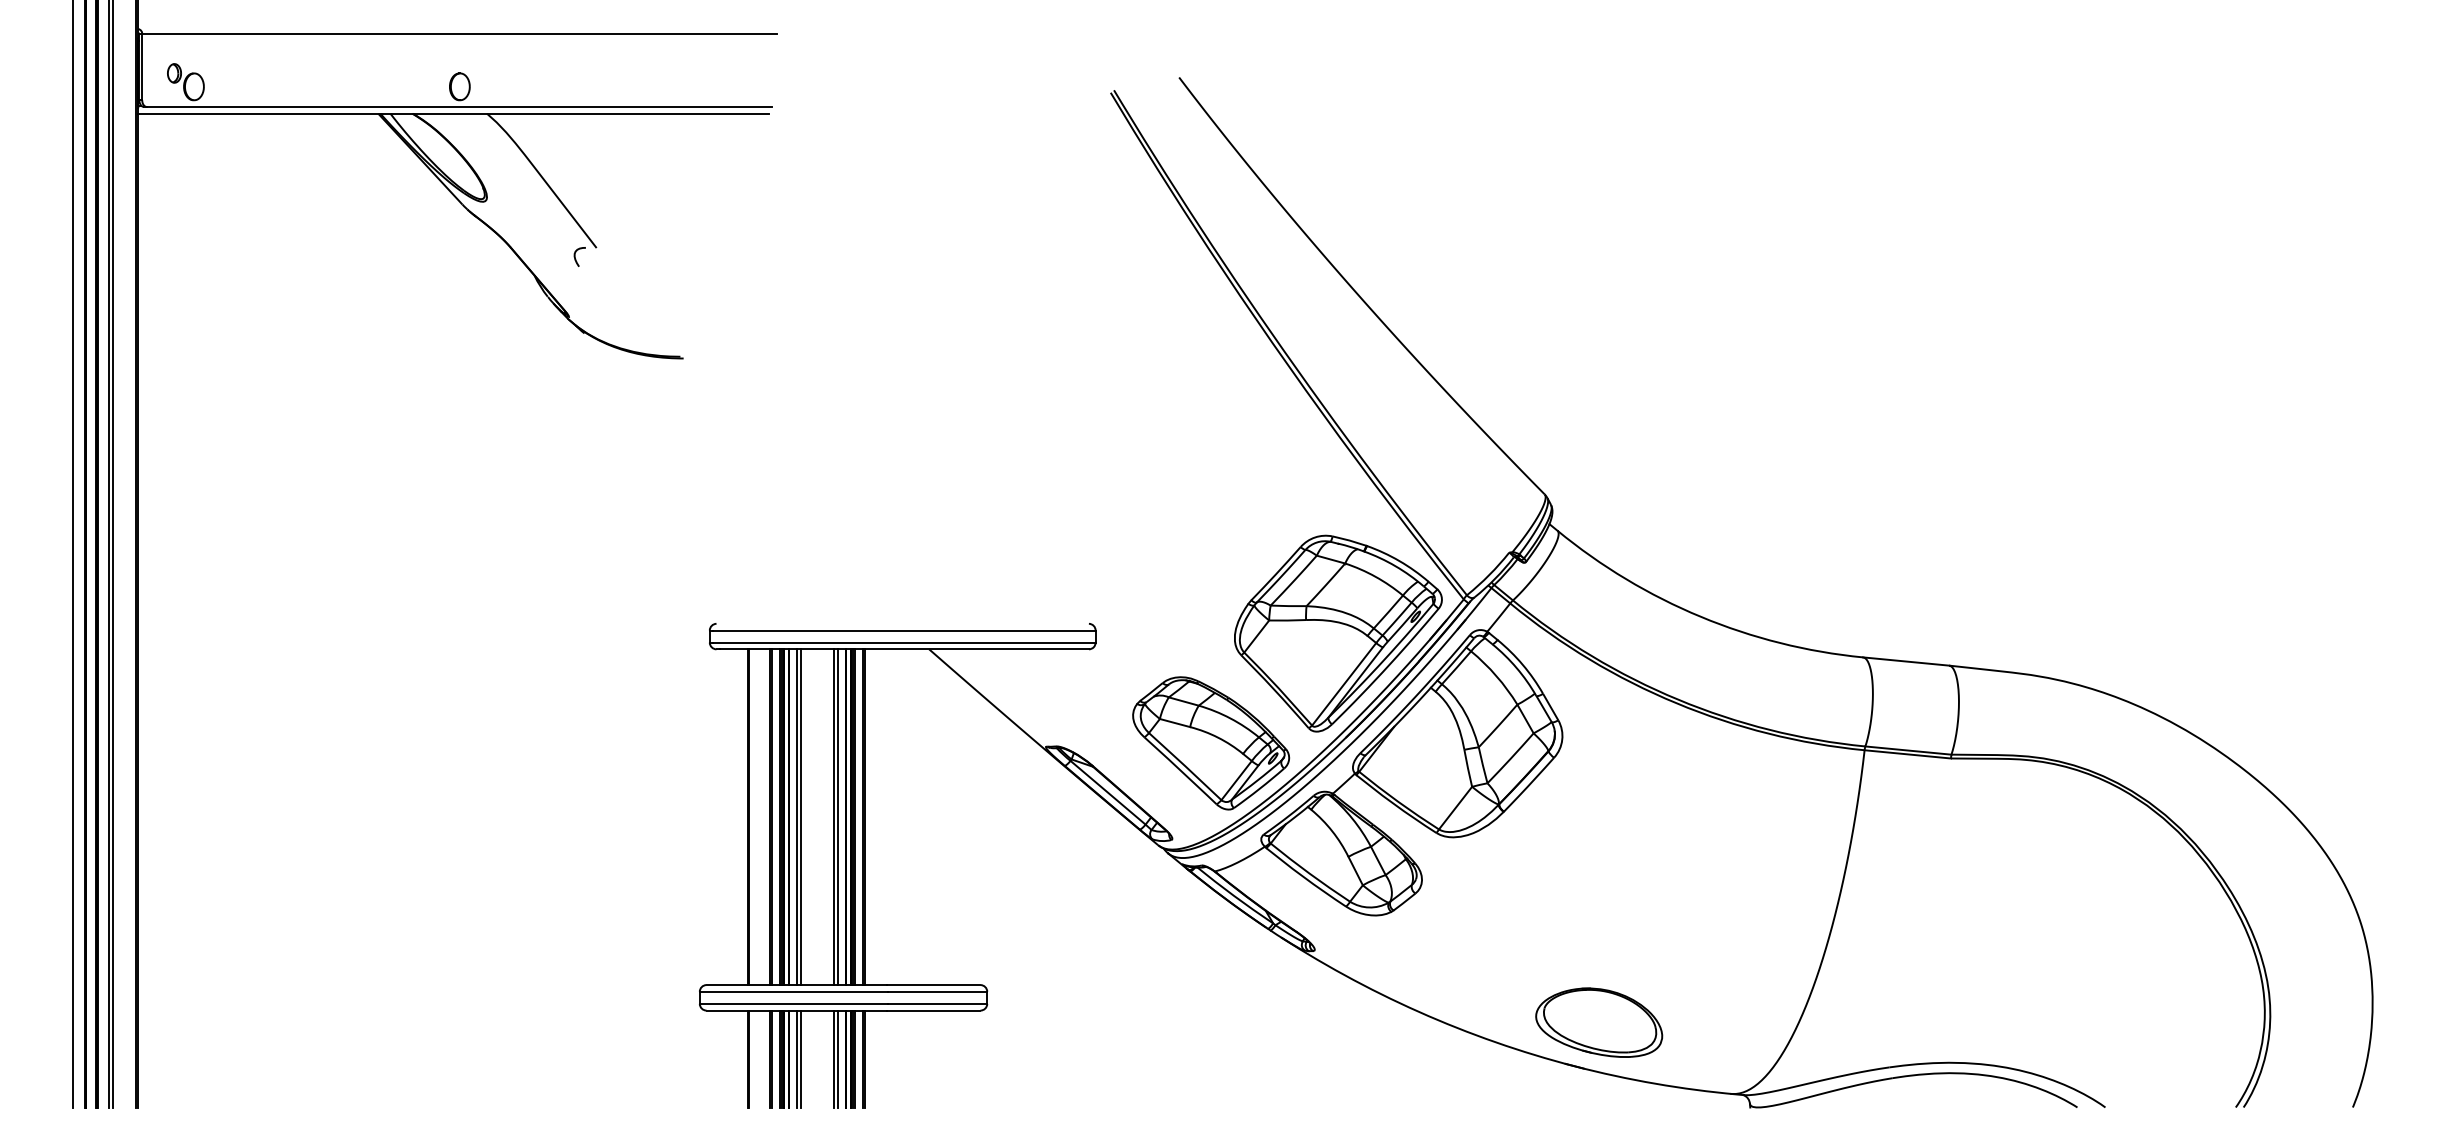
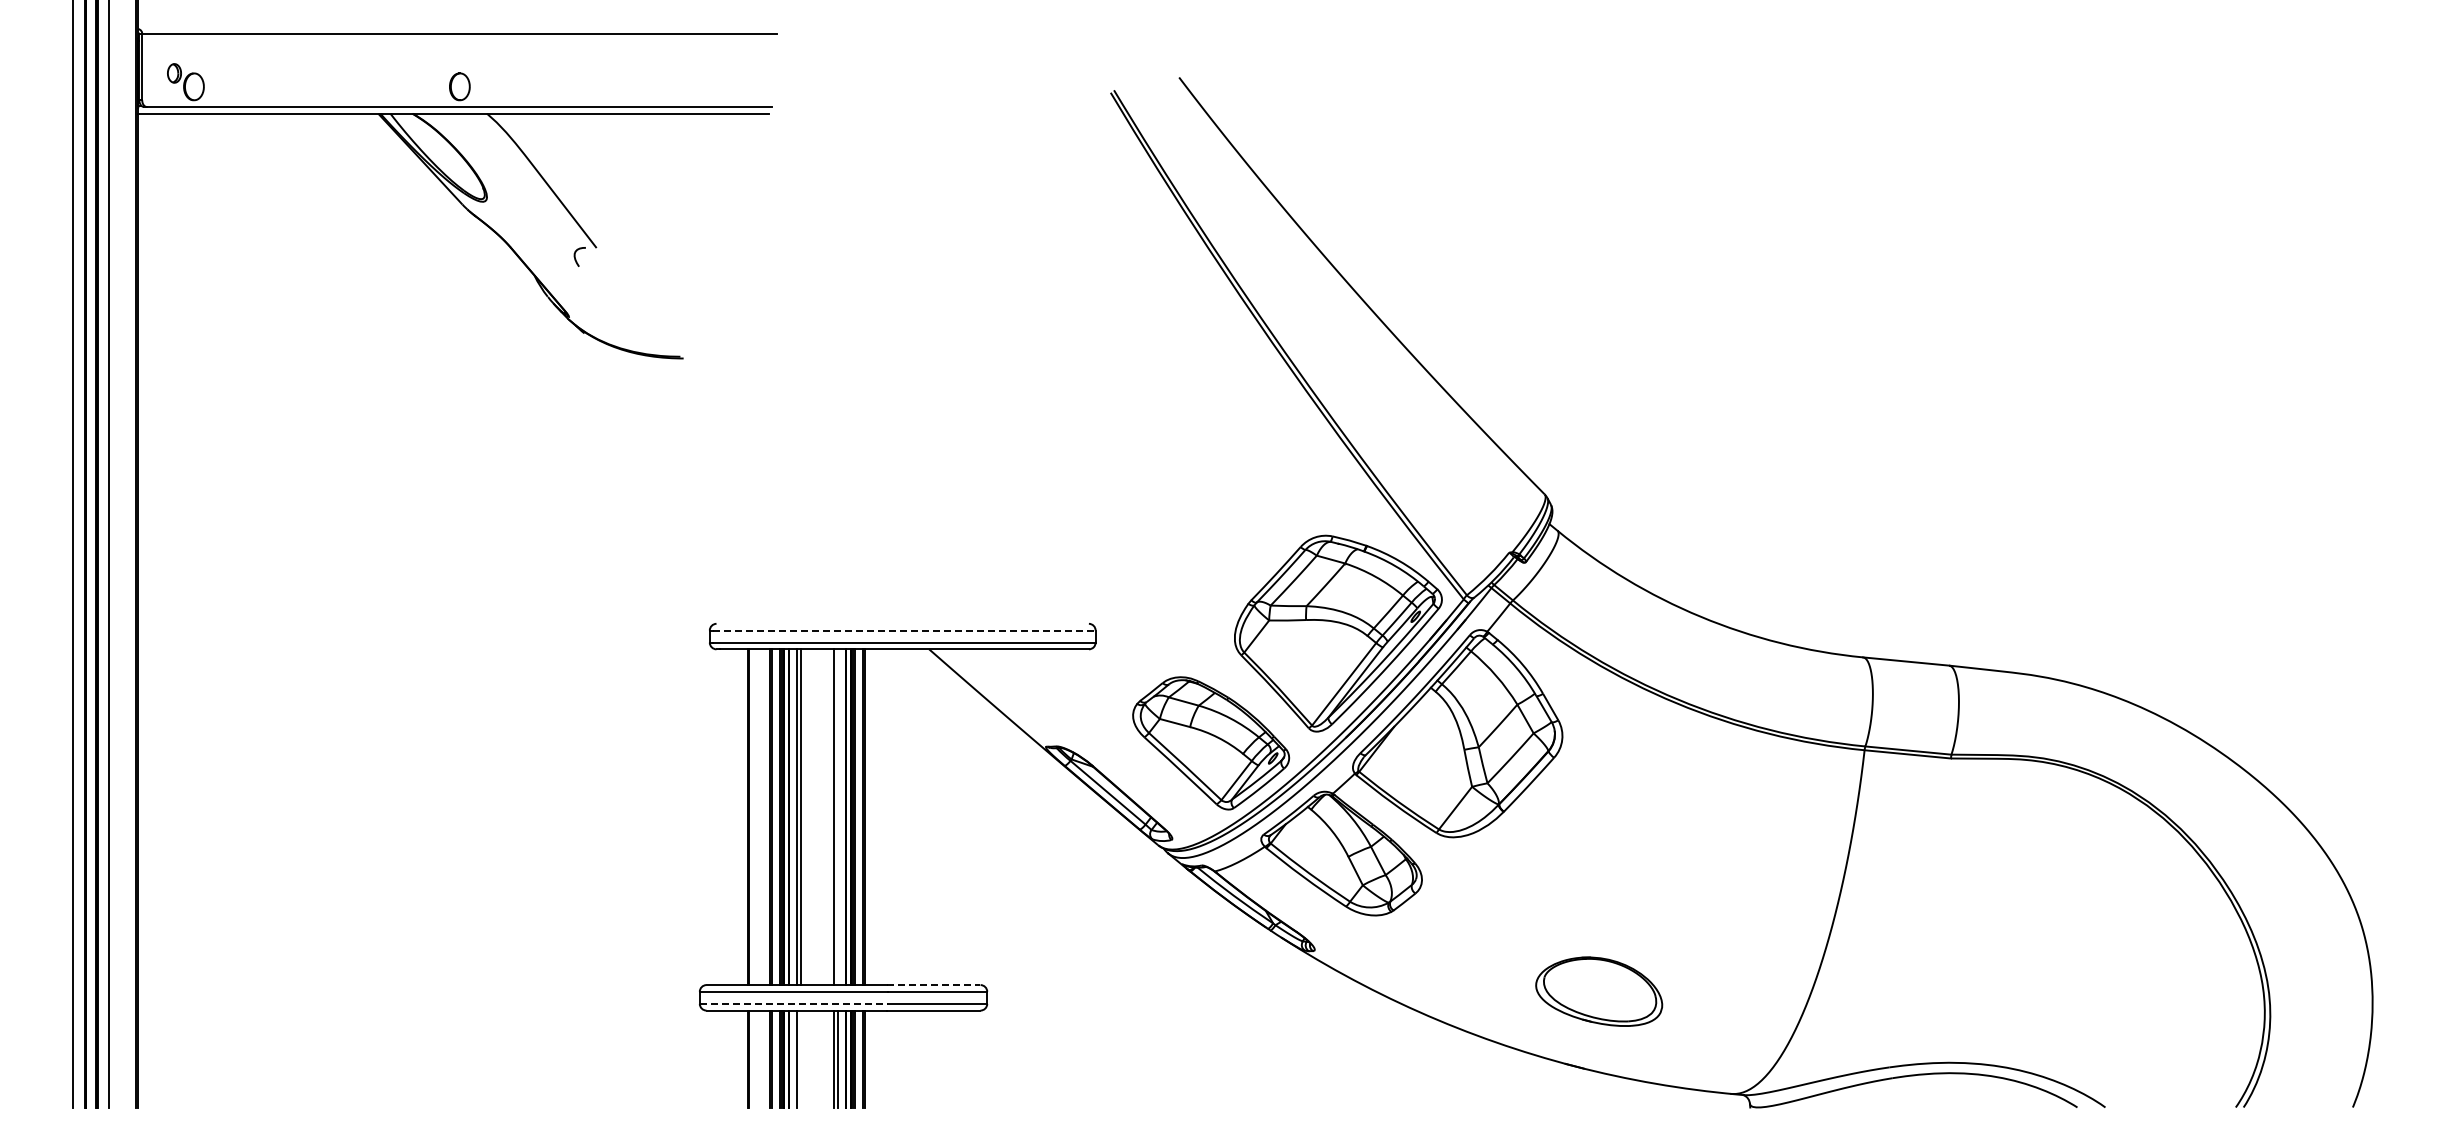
line: present -> none (113, 554)
line: solid -> dashed (905, 630)
line: present -> none (837, 817)
line: solid -> dashed (933, 985)
line: solid -> dashed (794, 1003)
part position: (1599, 1022) -> (1599, 991) (1599, 991)
line: present -> none (801, 1058)
